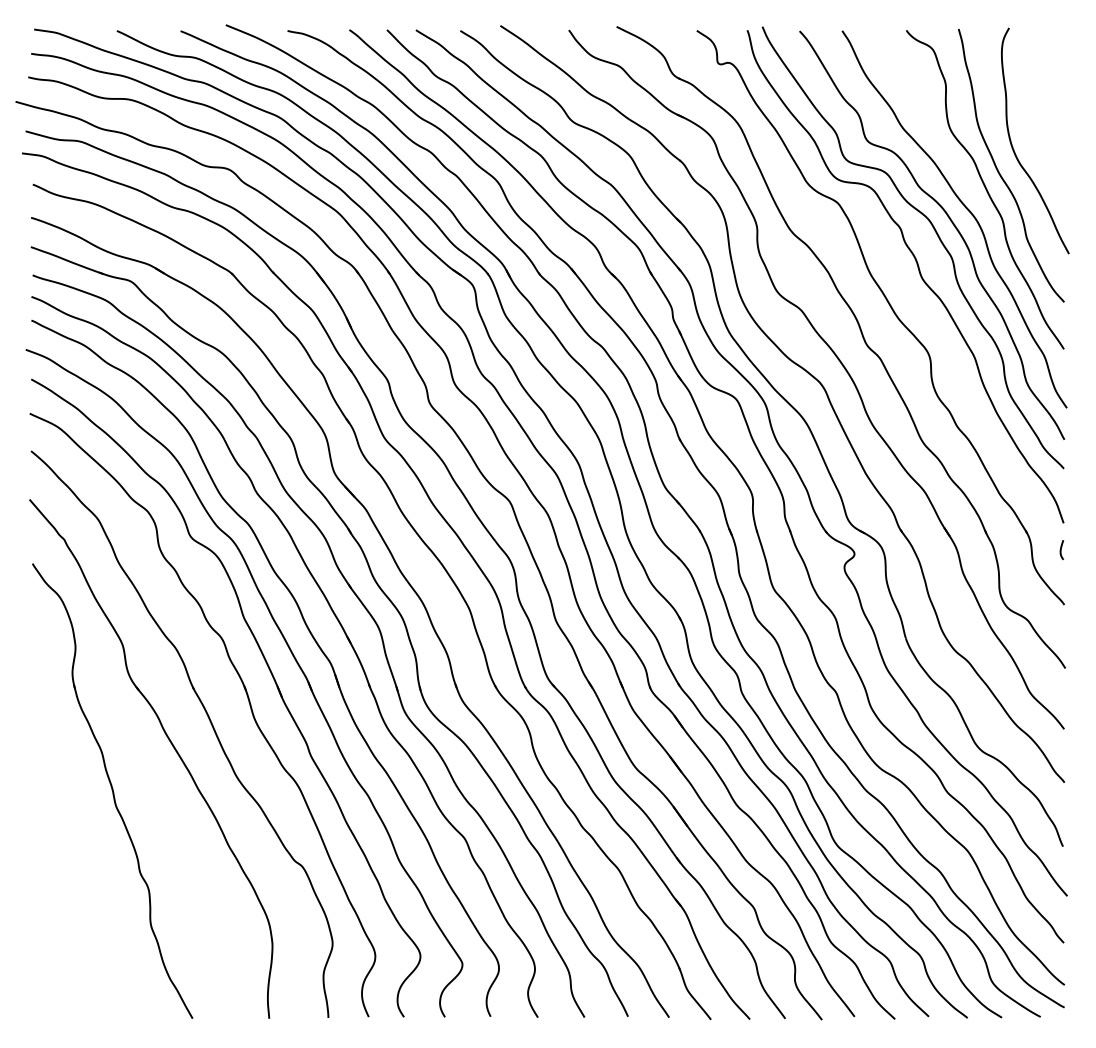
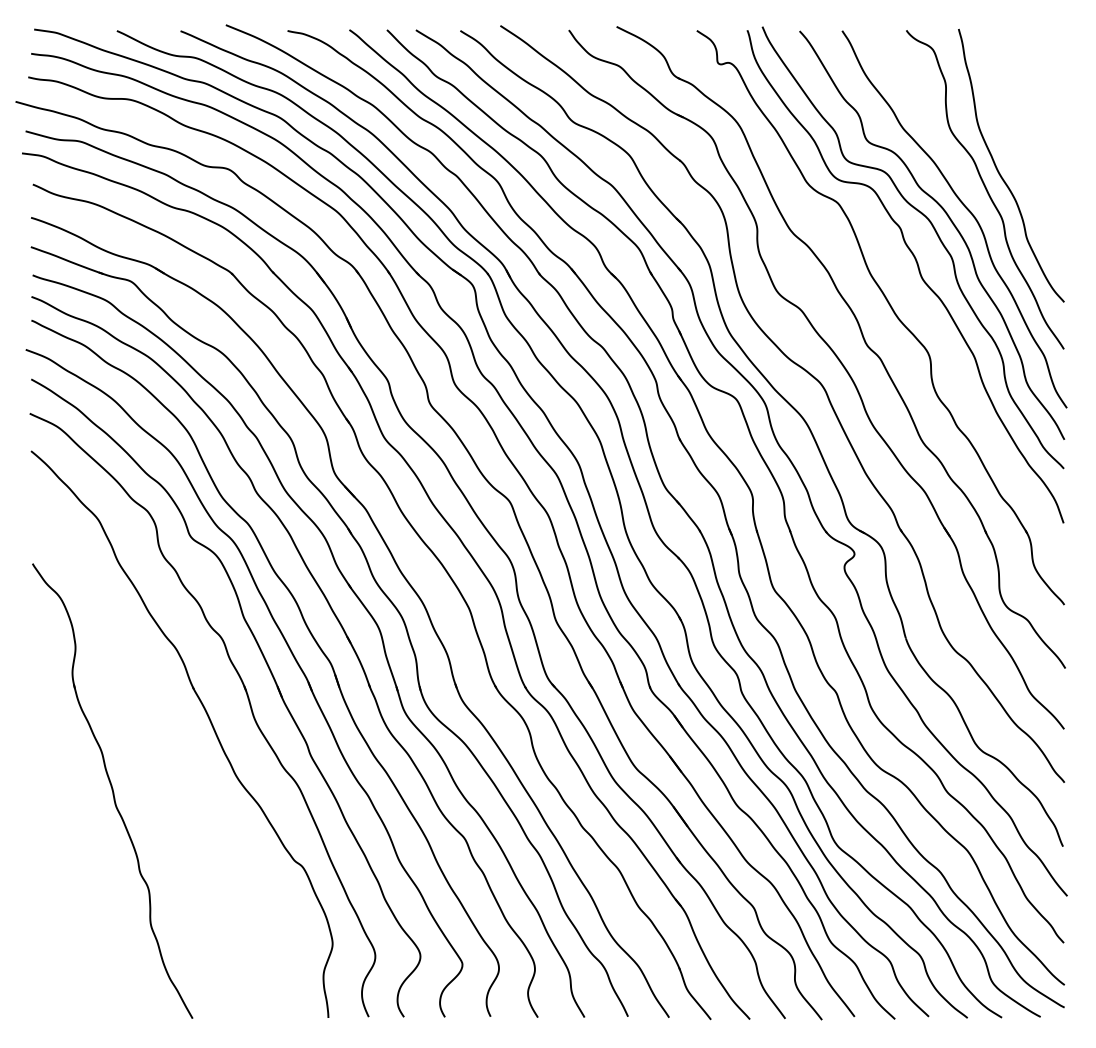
curve: present -> none (1014, 149)
curve: present -> none (1061, 550)
part: present -> none (171, 745)
